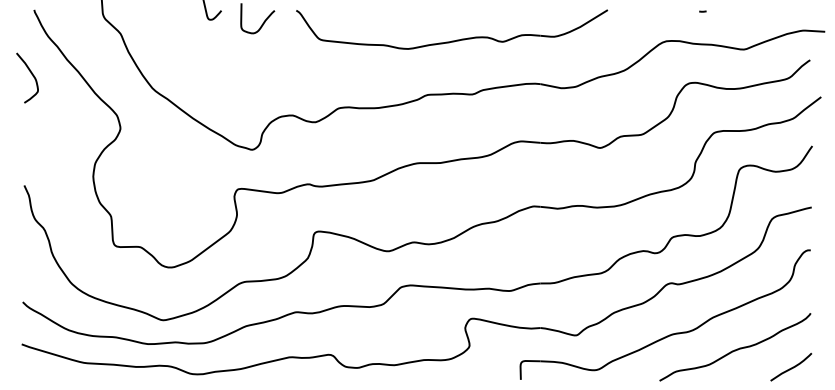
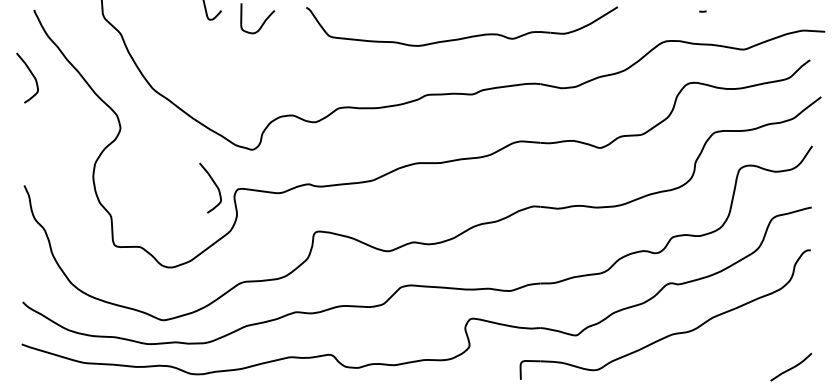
part position: (456, 39) -> (466, 36) (466, 36)
curve: none -> present (213, 183)
curve: present -> none (735, 349)
